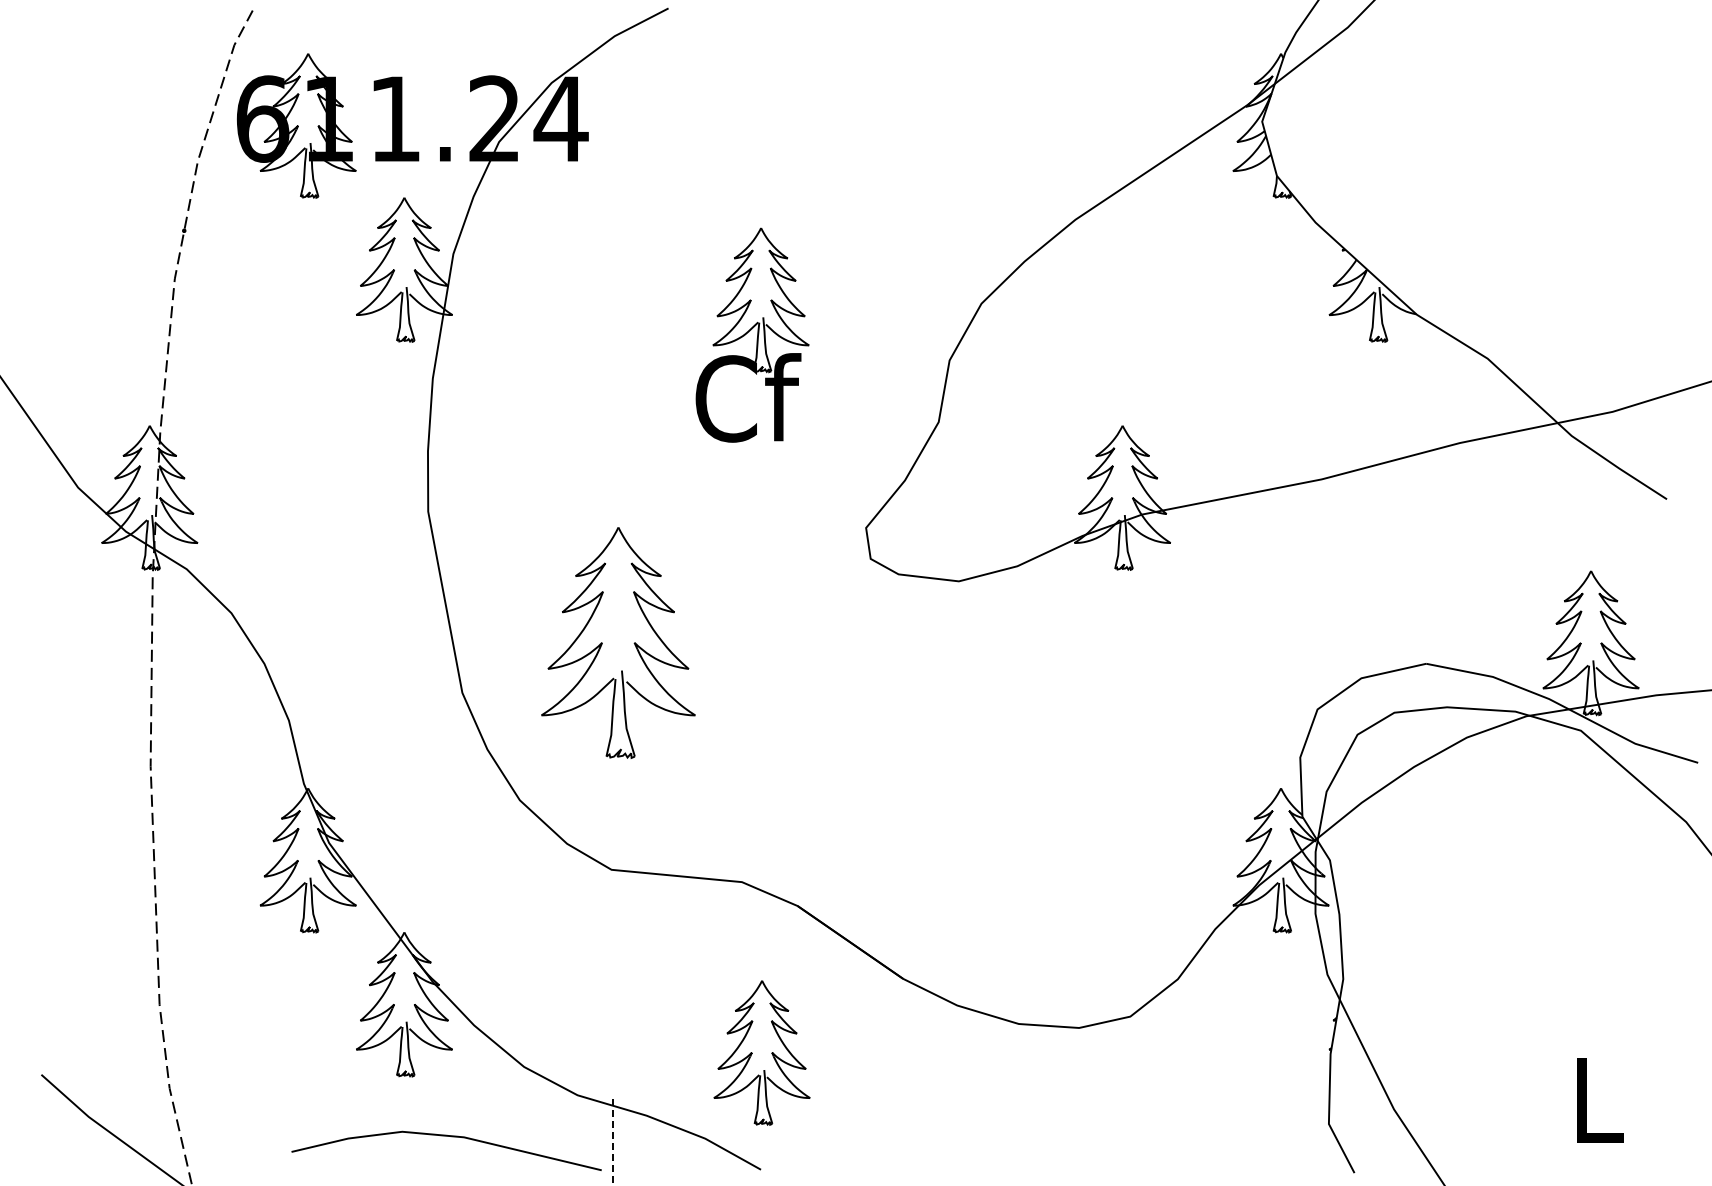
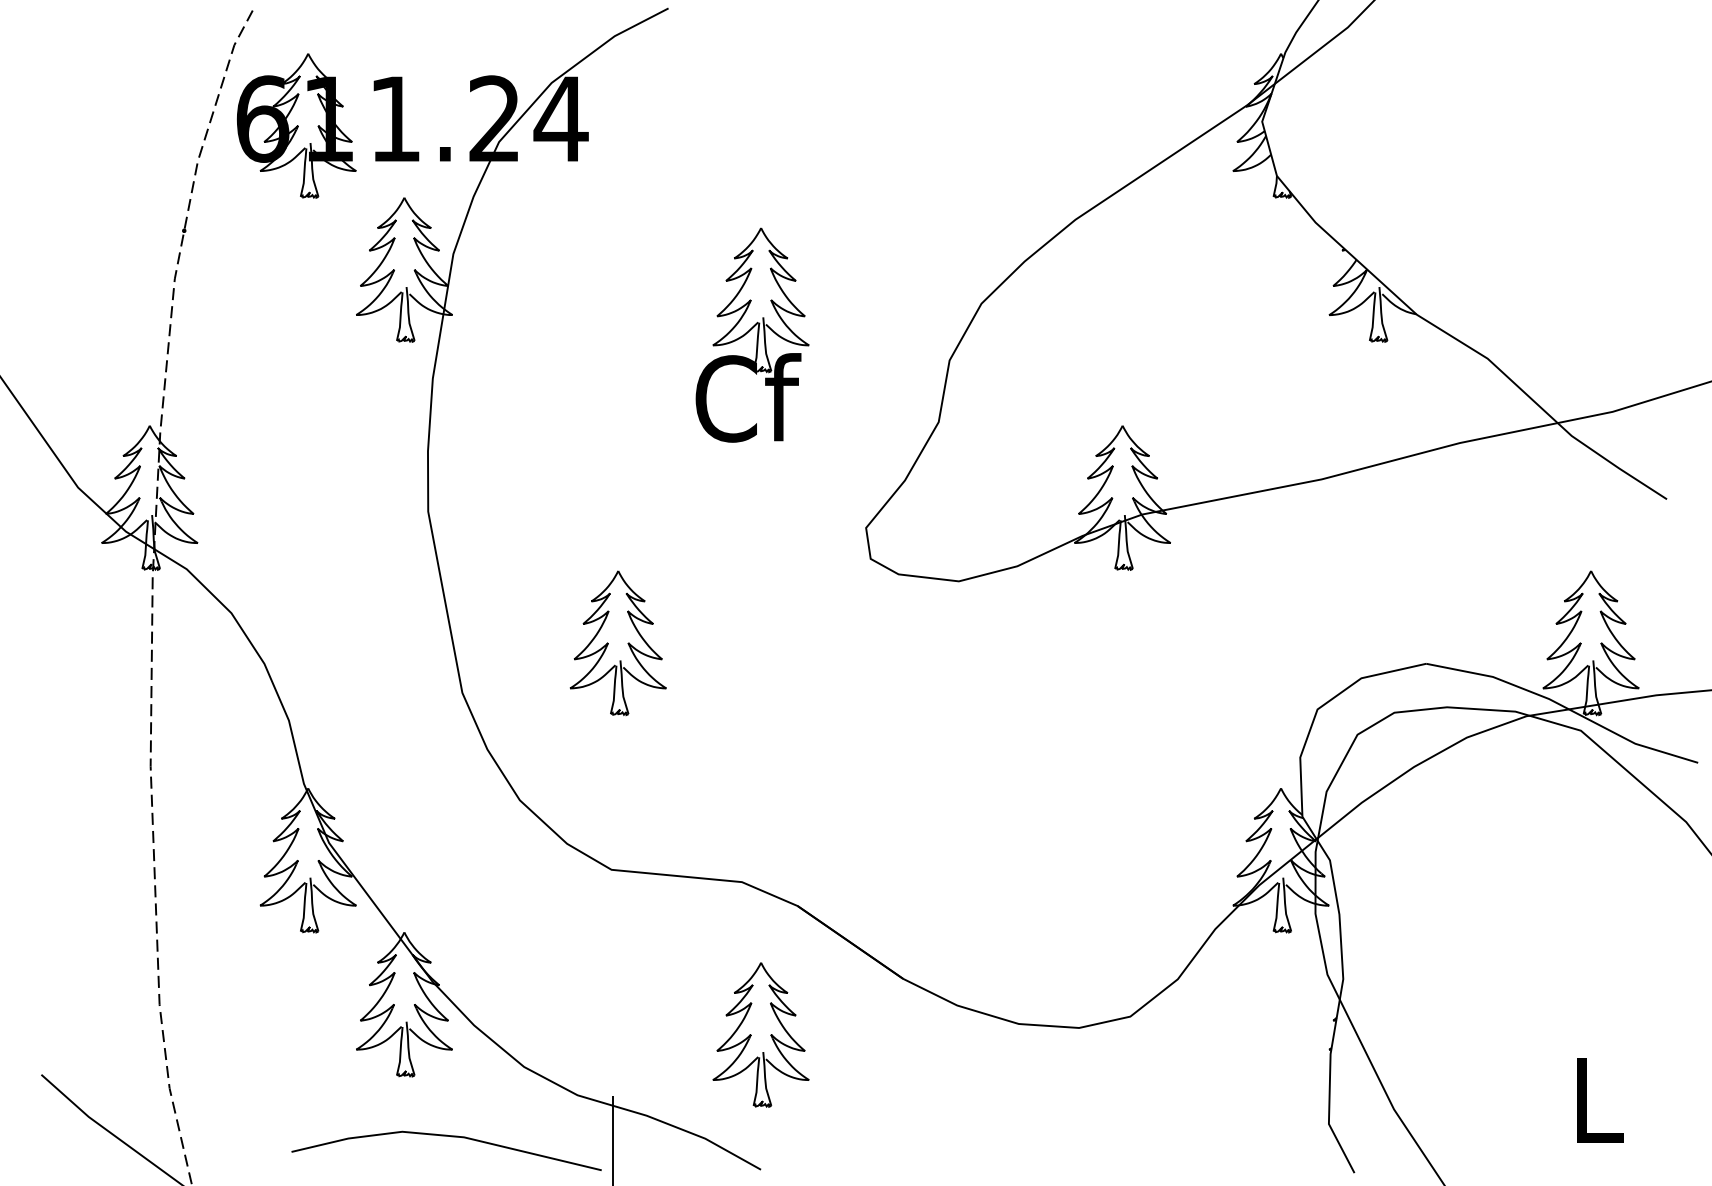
part size: 155x232 px -> 98x147 px (617, 643)
part position: (761, 1052) -> (760, 1034) (760, 1034)
line: dashed -> solid (613, 1140)
